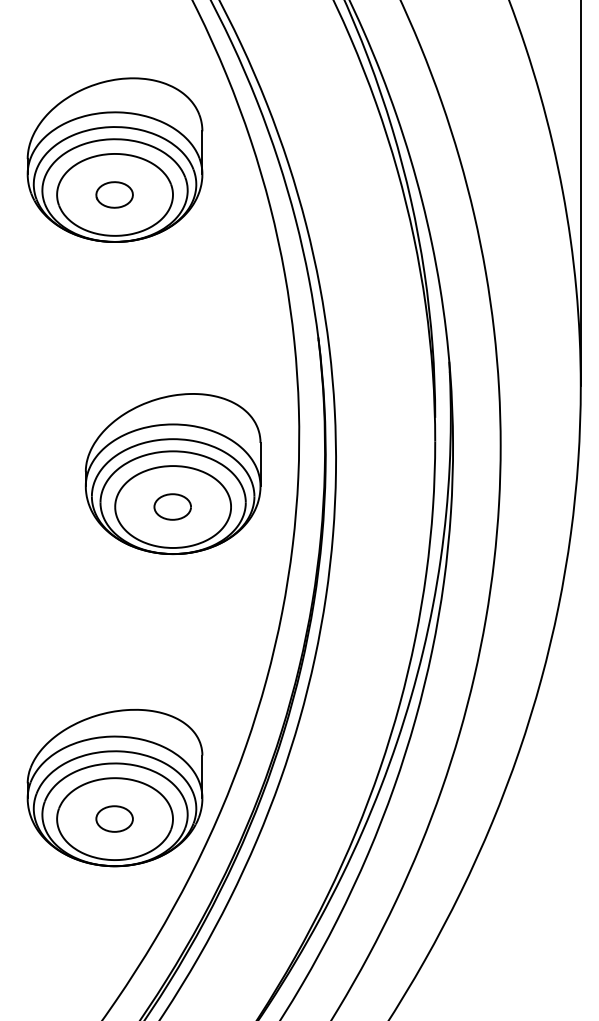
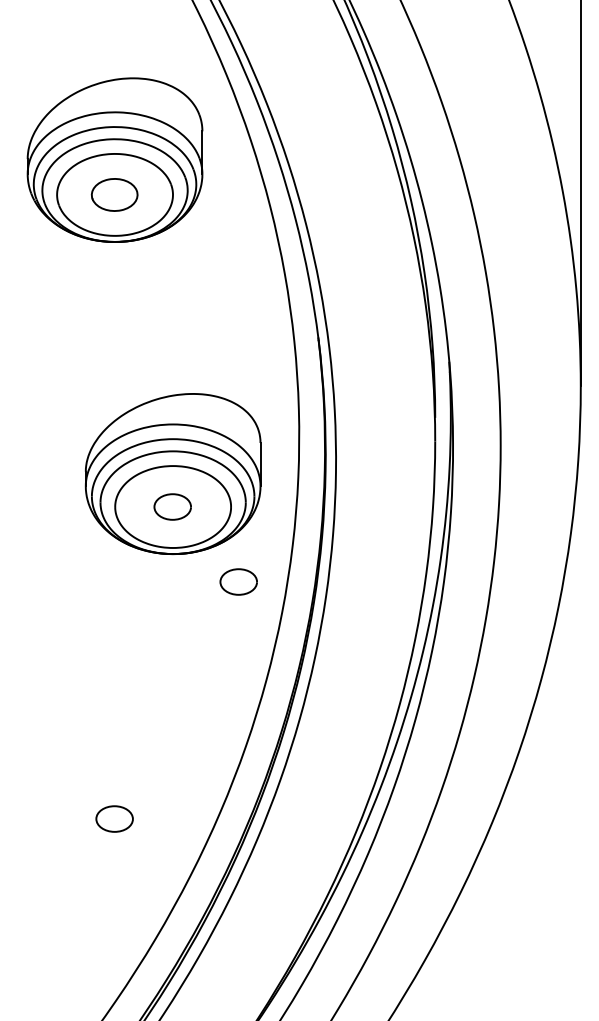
part size: 39x28 px -> 49x34 px (114, 194)
part: none -> present (238, 581)
part: present -> none (114, 787)
